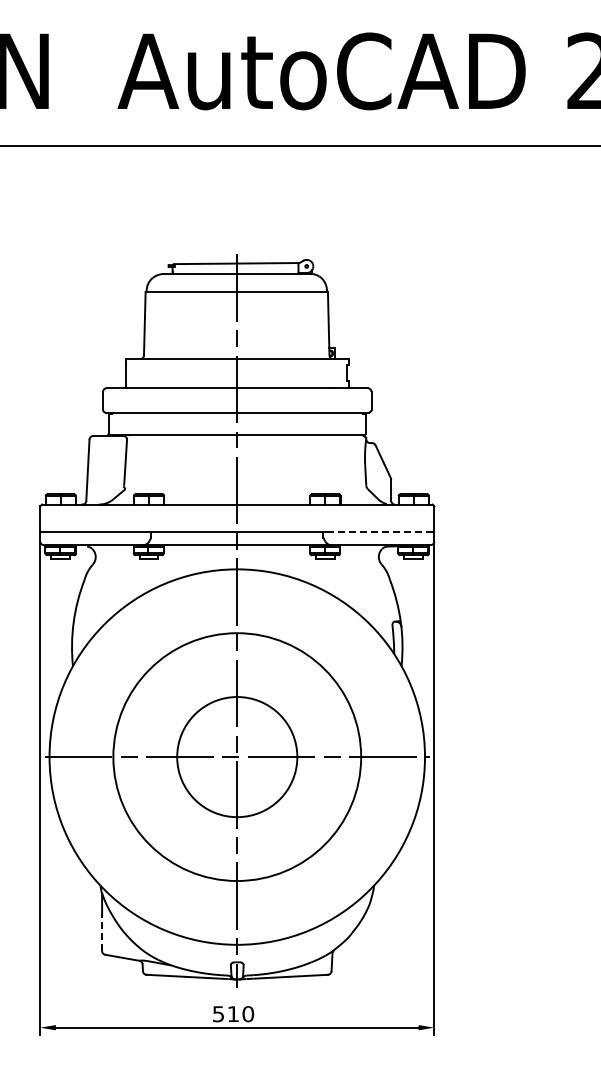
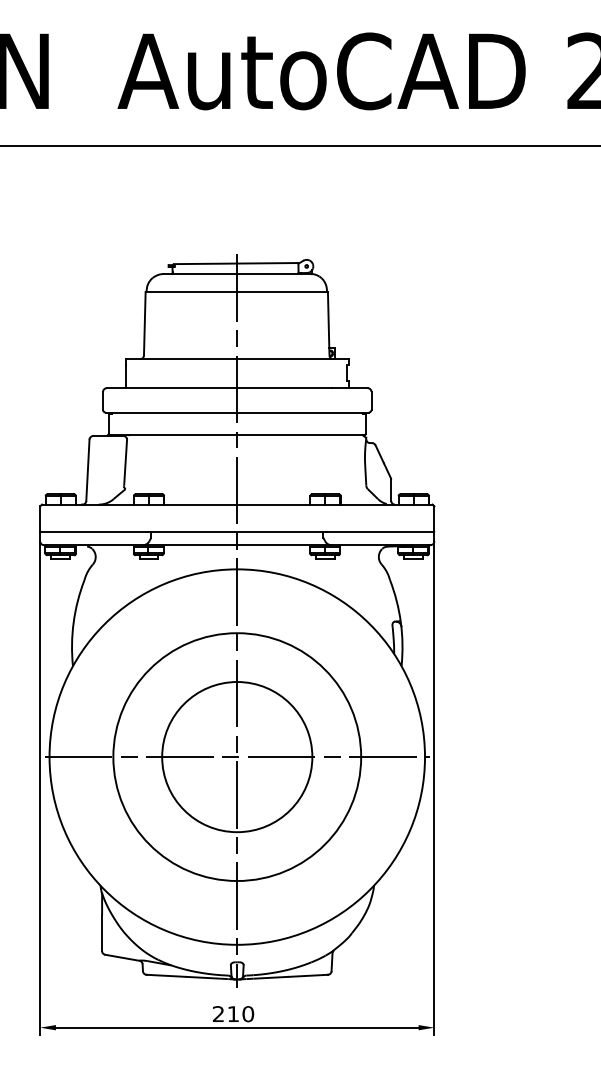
line: dashed -> solid (380, 531)
circle diameter: 120 px -> 150 px (237, 757)
line: dashed -> solid (102, 933)
text: 510 -> 210 (218, 1014)
